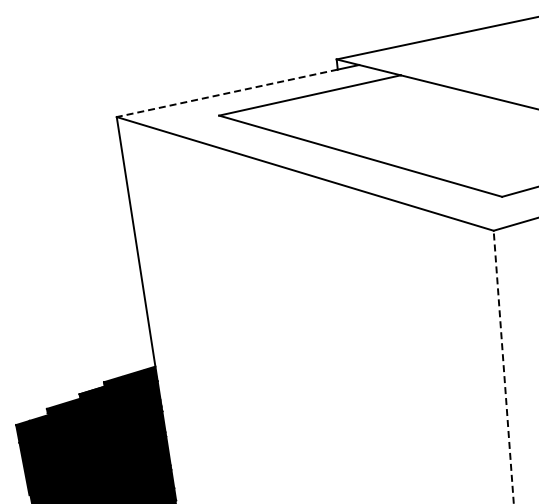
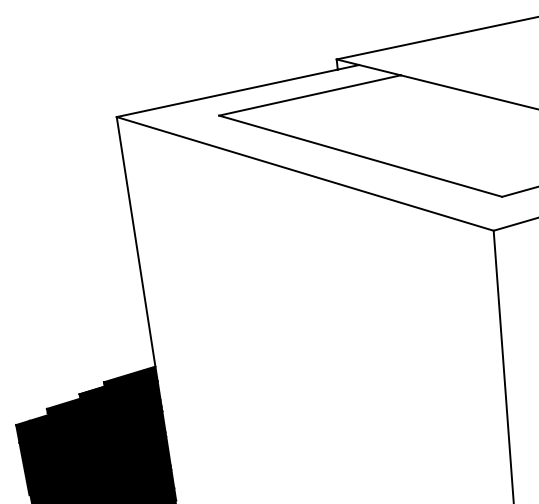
line: dashed -> solid (226, 93)
line: dashed -> solid (503, 367)
